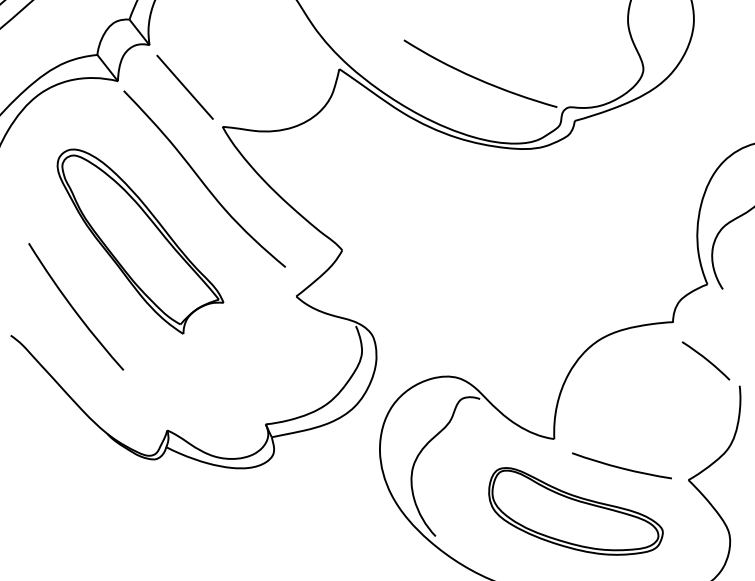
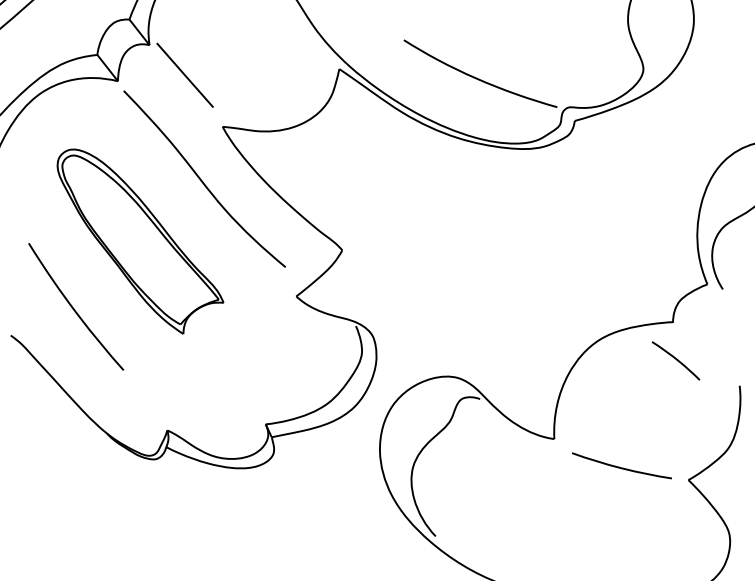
line position: (184, 86) -> (184, 74) (184, 74)
curve position: (705, 359) -> (675, 359) (675, 359)
part: present -> none (575, 511)
